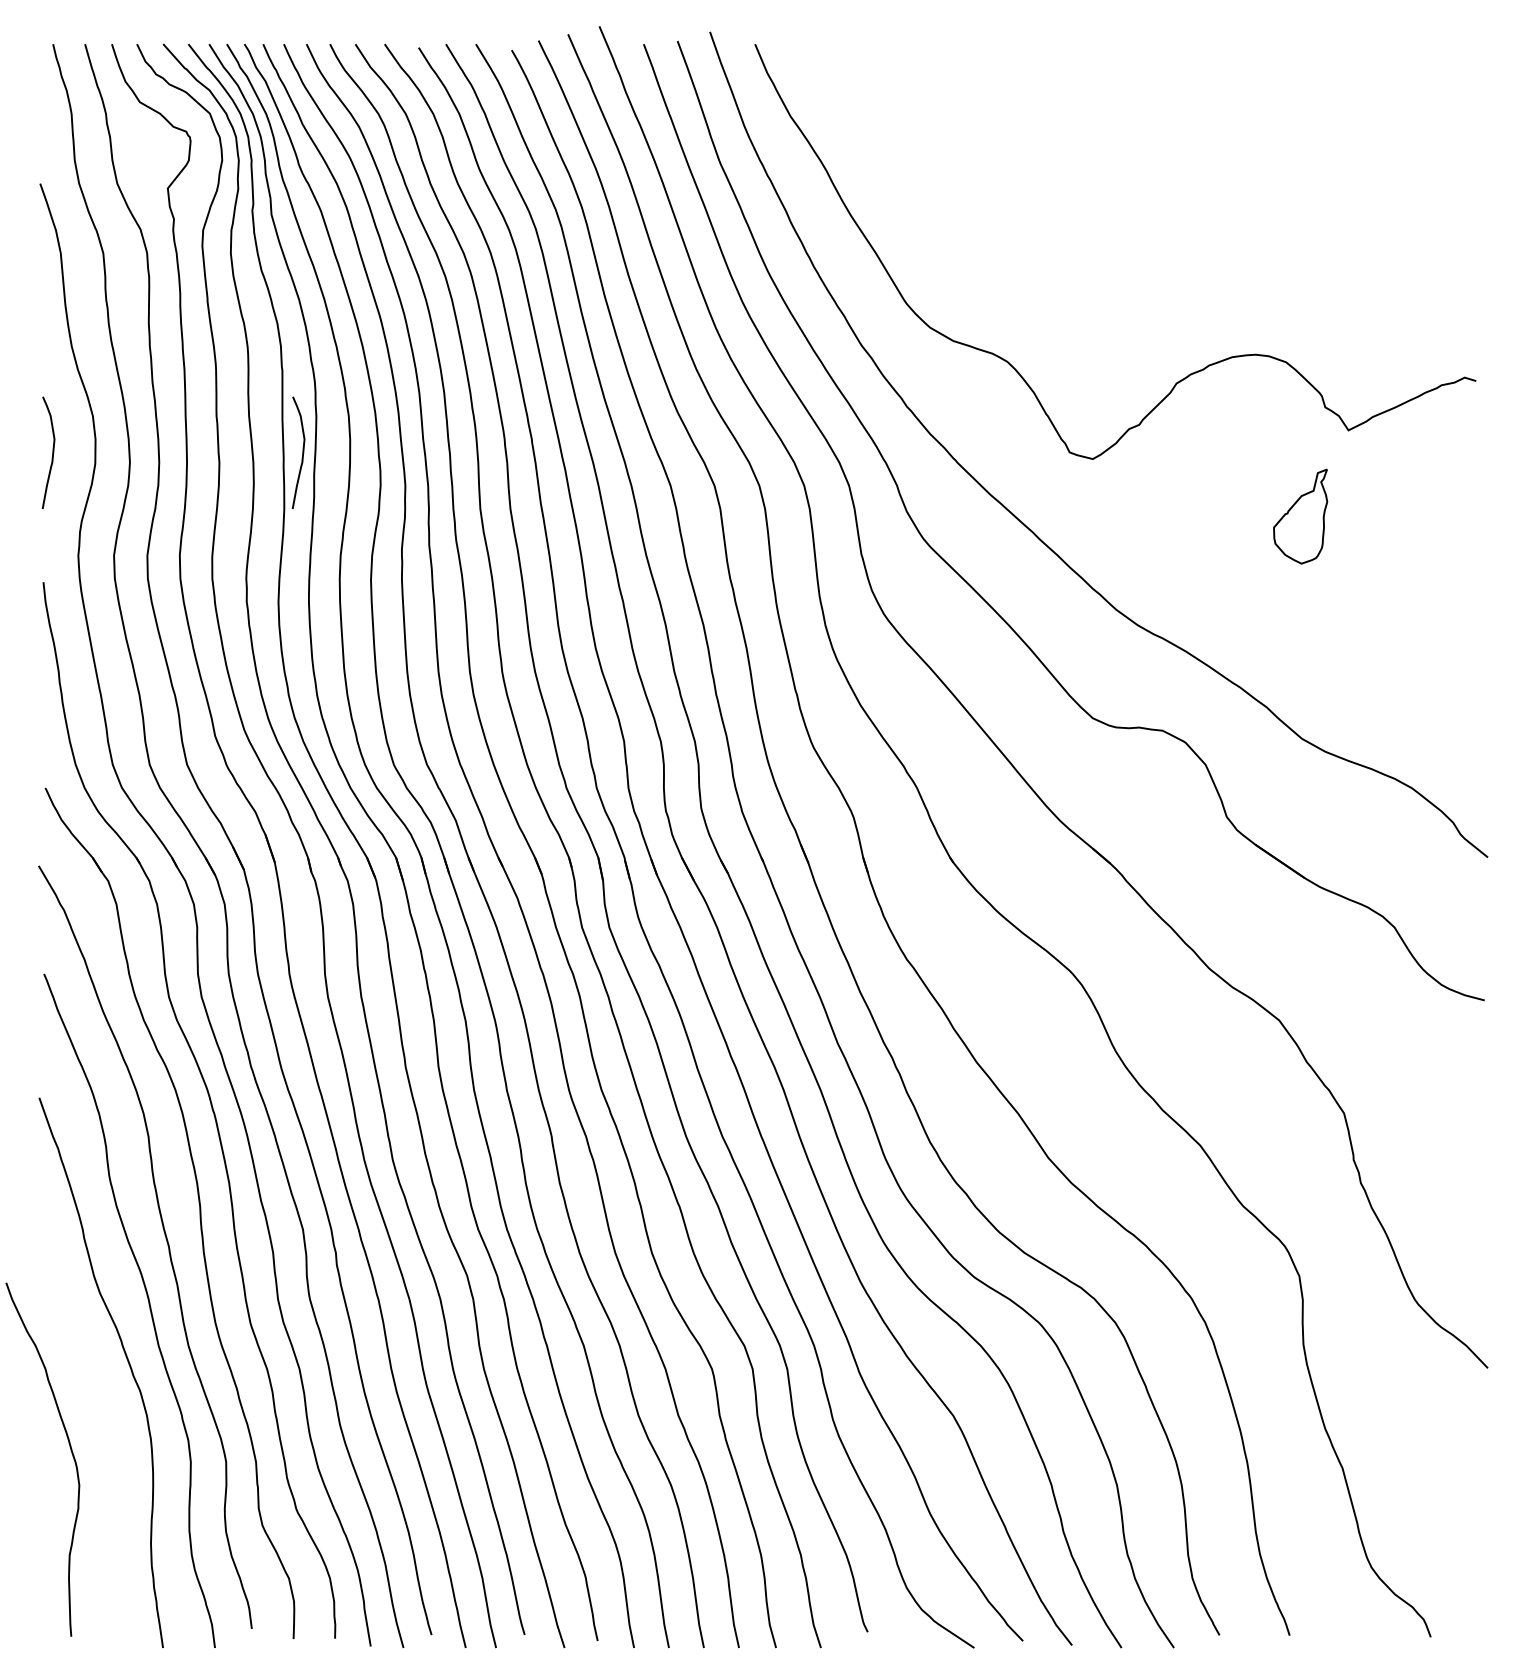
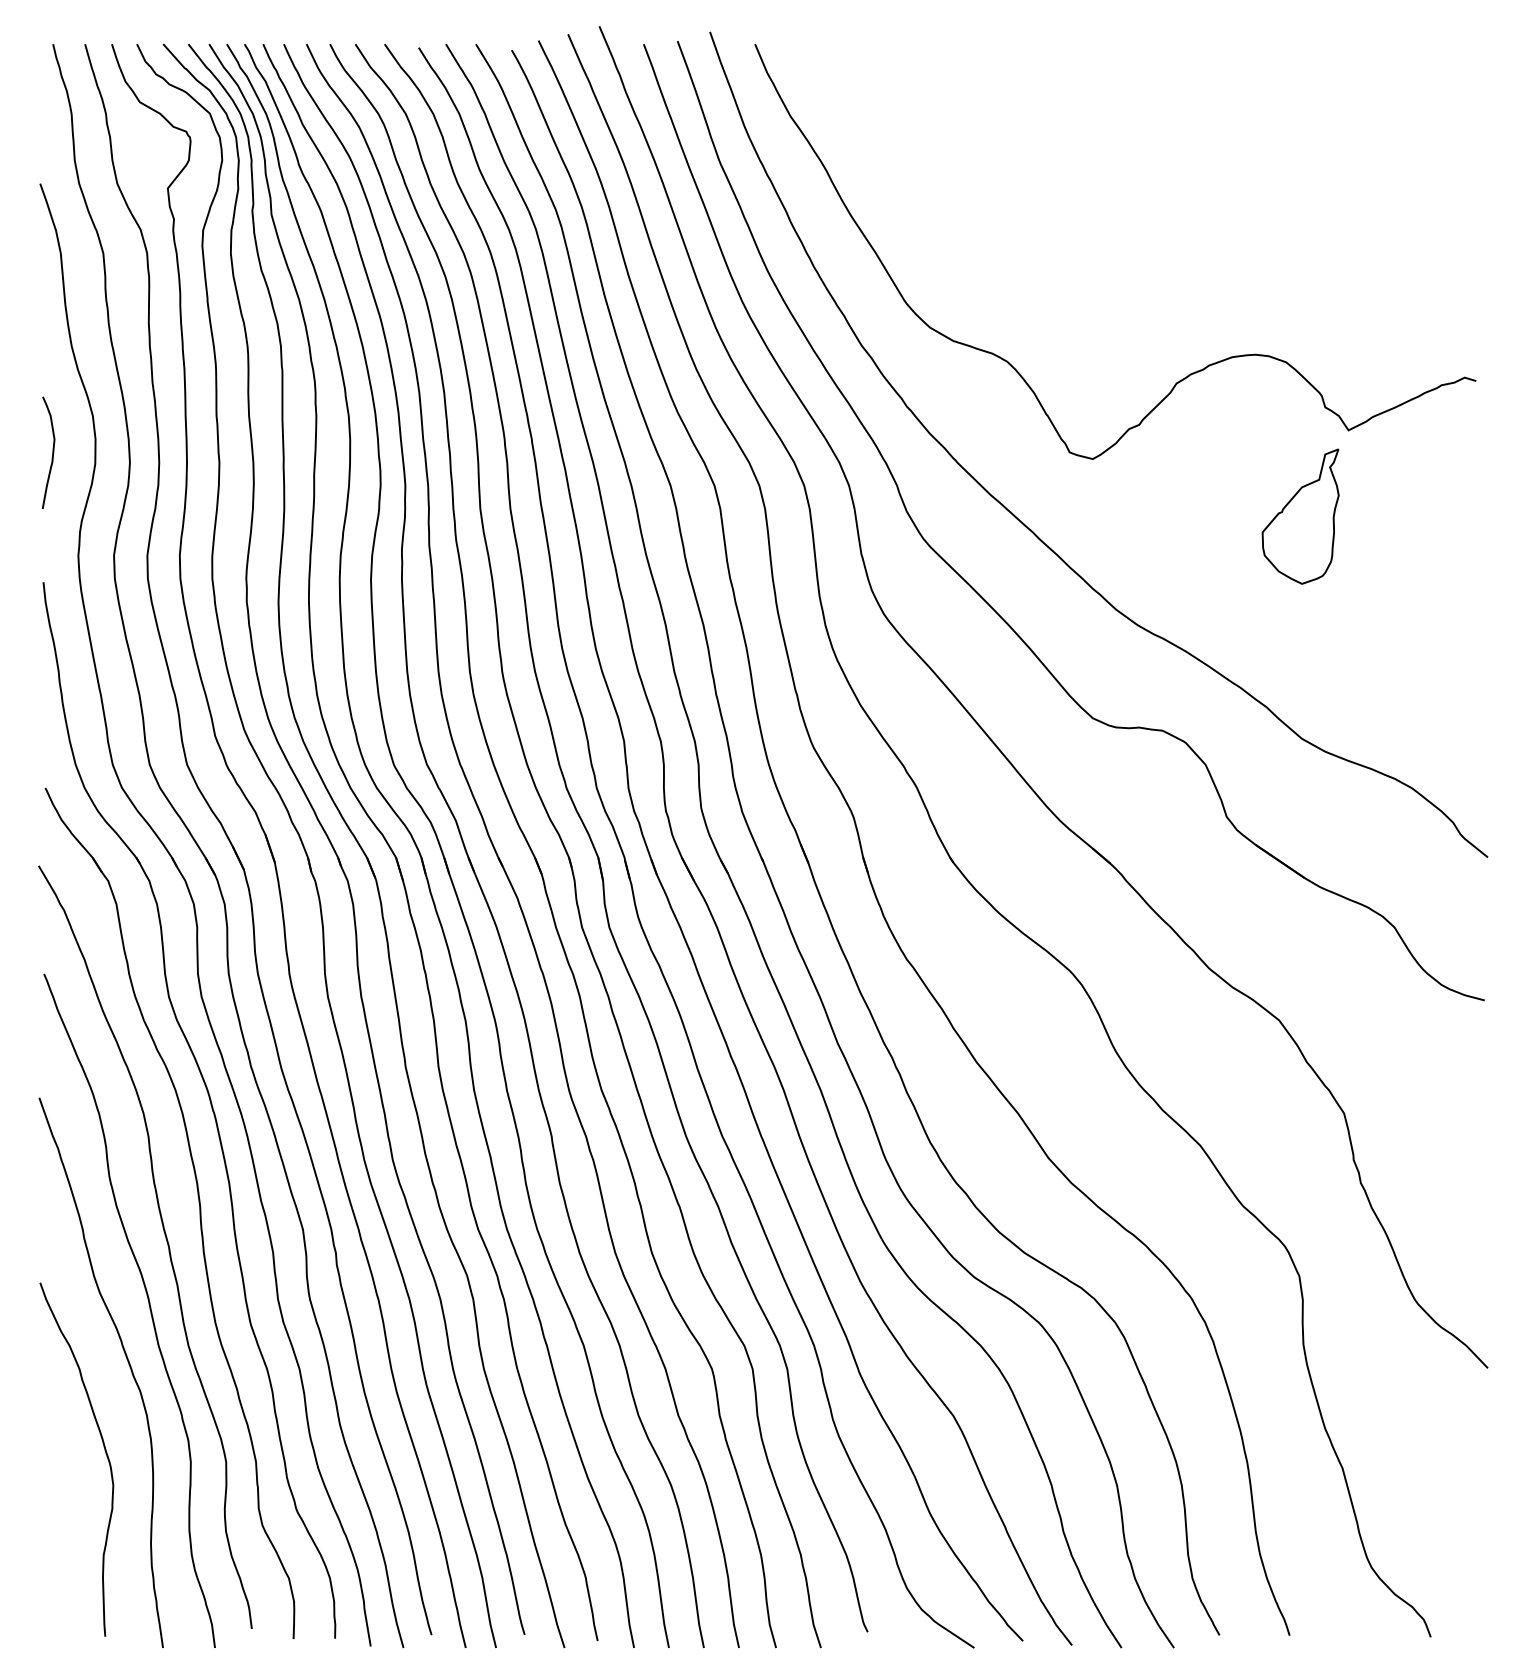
curve: present -> none (302, 452)
part size: 56x97 px -> 79x137 px (1300, 516)
curve position: (70, 1450) -> (104, 1450) (104, 1450)
